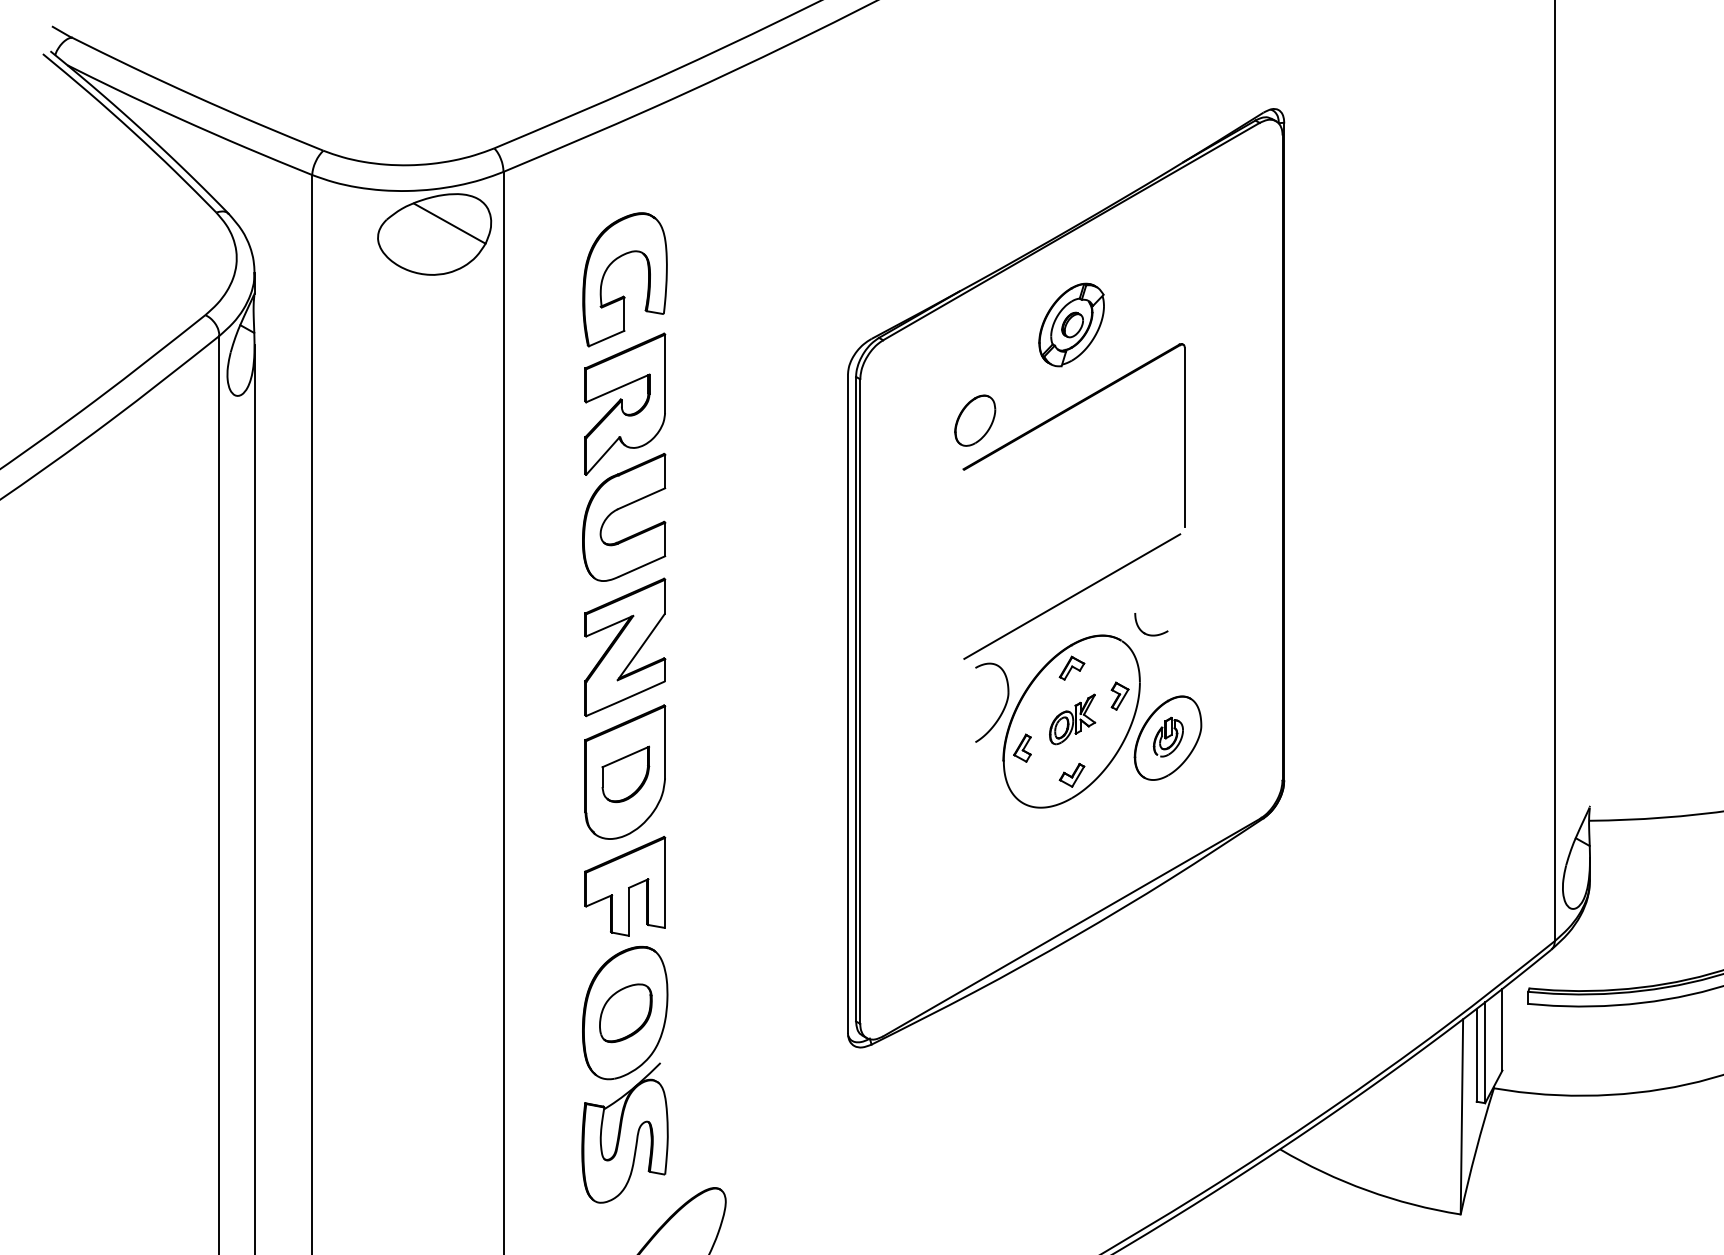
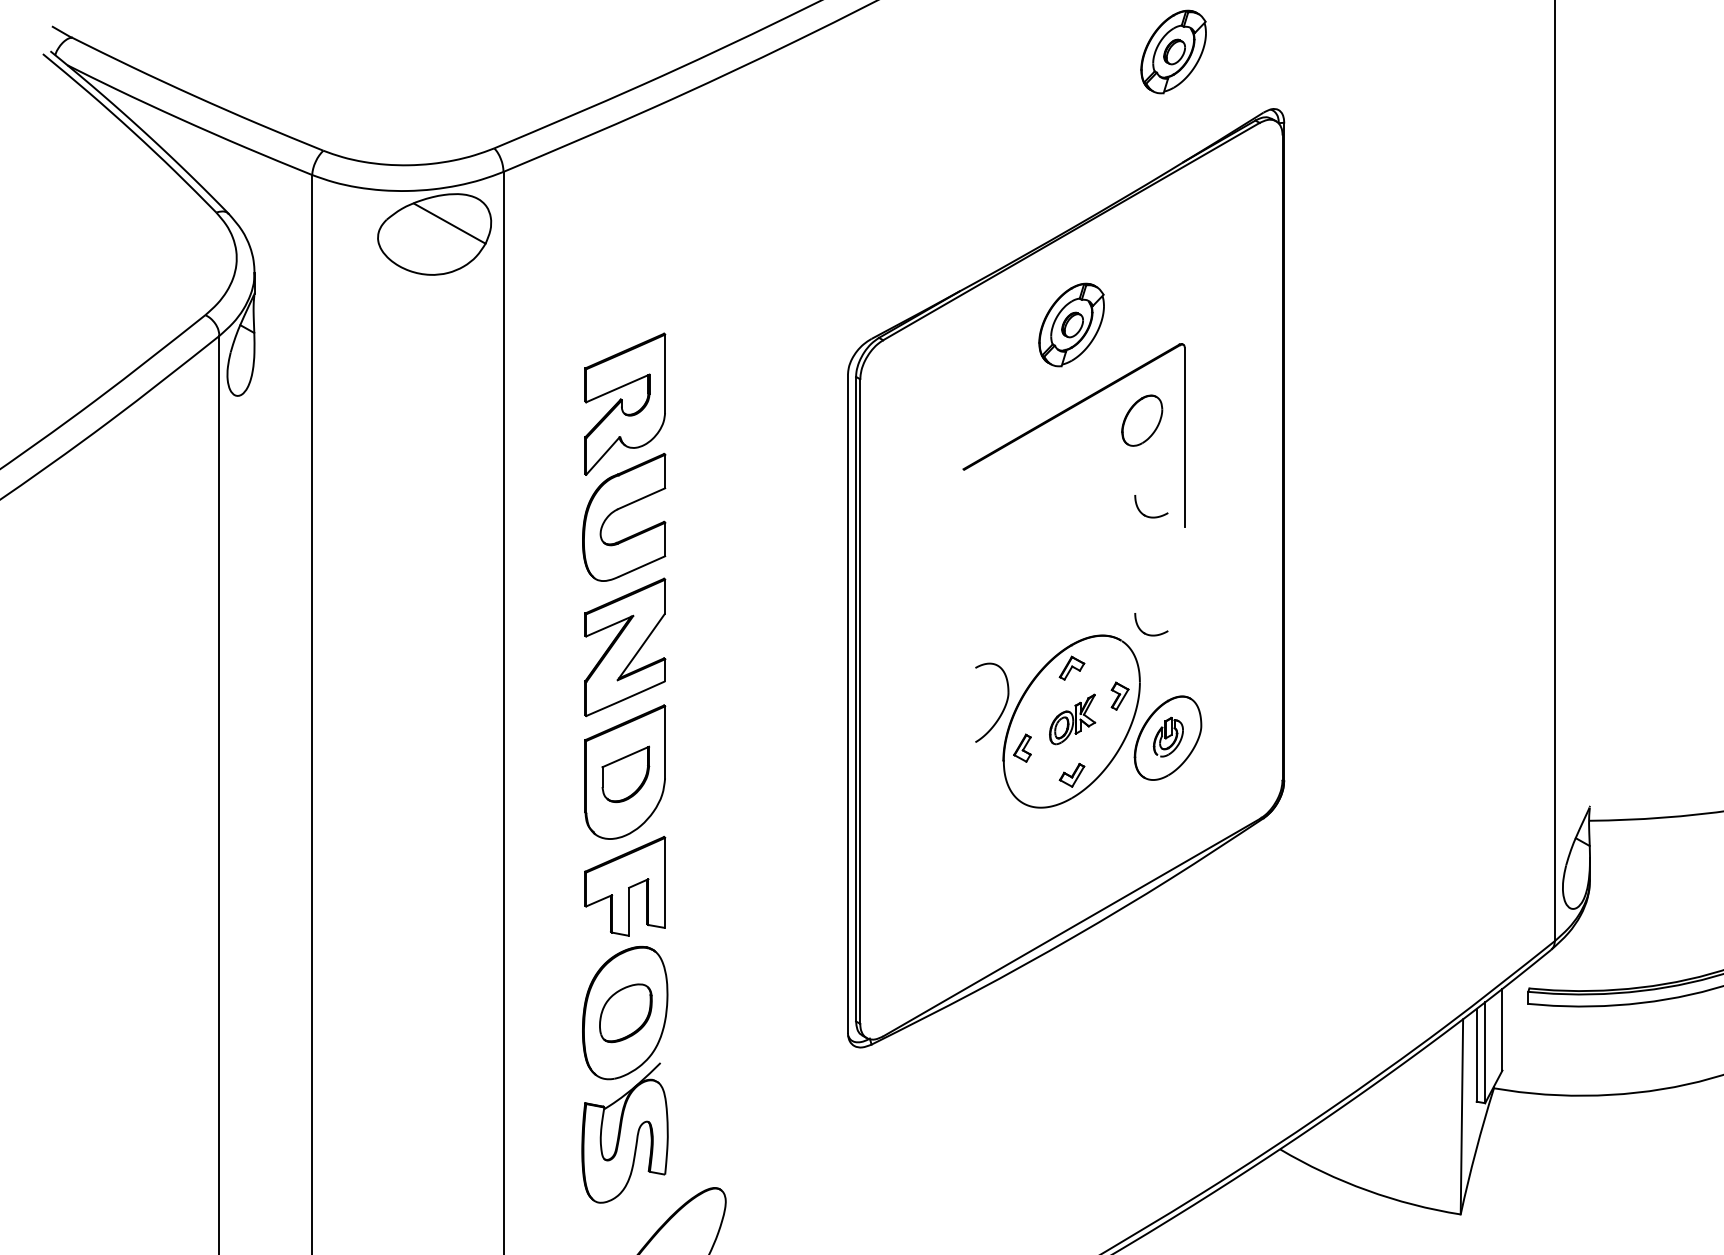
part: none -> present (1173, 51)
part: present -> none (623, 295)
part position: (975, 420) -> (1142, 420) (1142, 420)
part: none -> present (1147, 515)
line: present -> none (1072, 596)
line: present -> none (254, 797)
